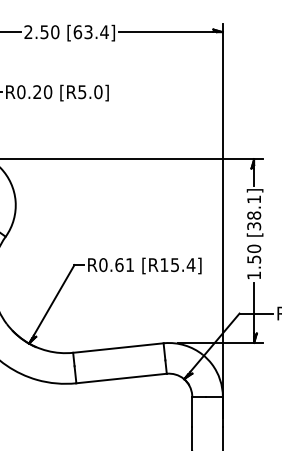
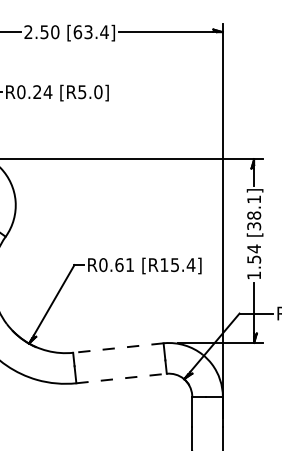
text: R0.20 -> R0.24 (47, 92)
text: 1.50 -> 1.54 (254, 248)
line: solid -> dashed (117, 348)
line: solid -> dashed (122, 378)
